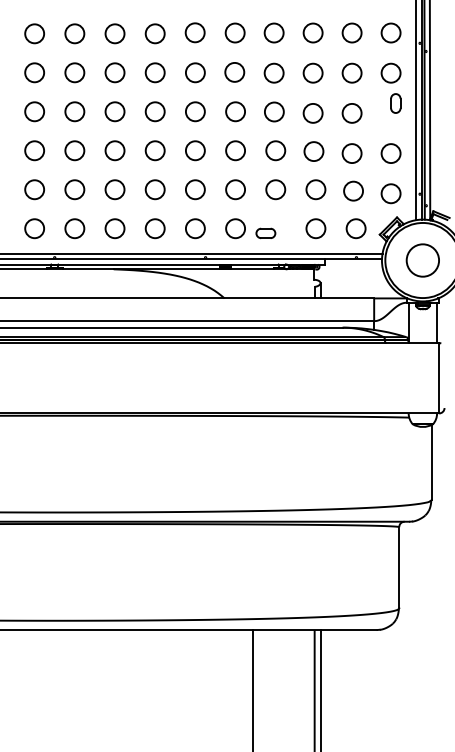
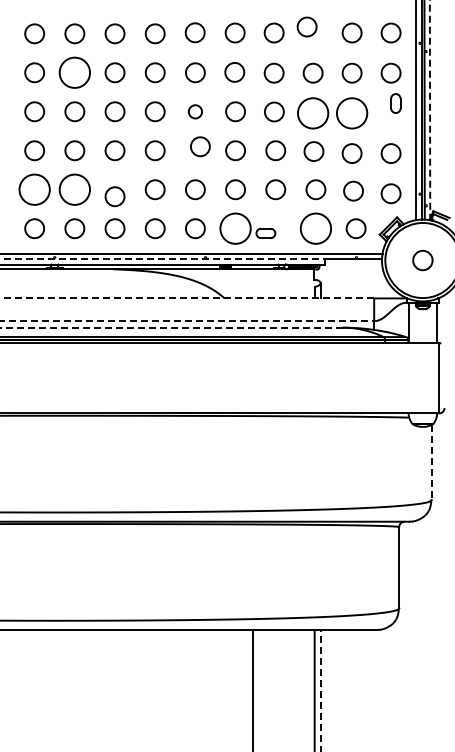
circle position: (312, 32) -> (306, 26) (306, 26)
circle diameter: 19 px -> 30 px (74, 72)
line: solid -> dashed (430, 110)
circle size: 21x22 px -> 16x16 px (194, 111)
circle diameter: 19 px -> 30 px (312, 113)
circle diameter: 19 px -> 30 px (351, 113)
circle position: (195, 150) -> (200, 146) (200, 146)
circle diameter: 19 px -> 30 px (34, 189)
circle diameter: 19 px -> 30 px (74, 189)
circle position: (114, 189) -> (114, 196) (114, 196)
circle diameter: 19 px -> 30 px (235, 228)
circle diameter: 19 px -> 30 px (315, 228)
line: solid -> dashed (163, 259)
circle diameter: 32 px -> 19 px (422, 260)
line: solid -> dashed (187, 298)
line: solid -> dashed (187, 321)
line: solid -> dashed (171, 327)
line: solid -> dashed (431, 462)
line: solid -> dashed (320, 690)
